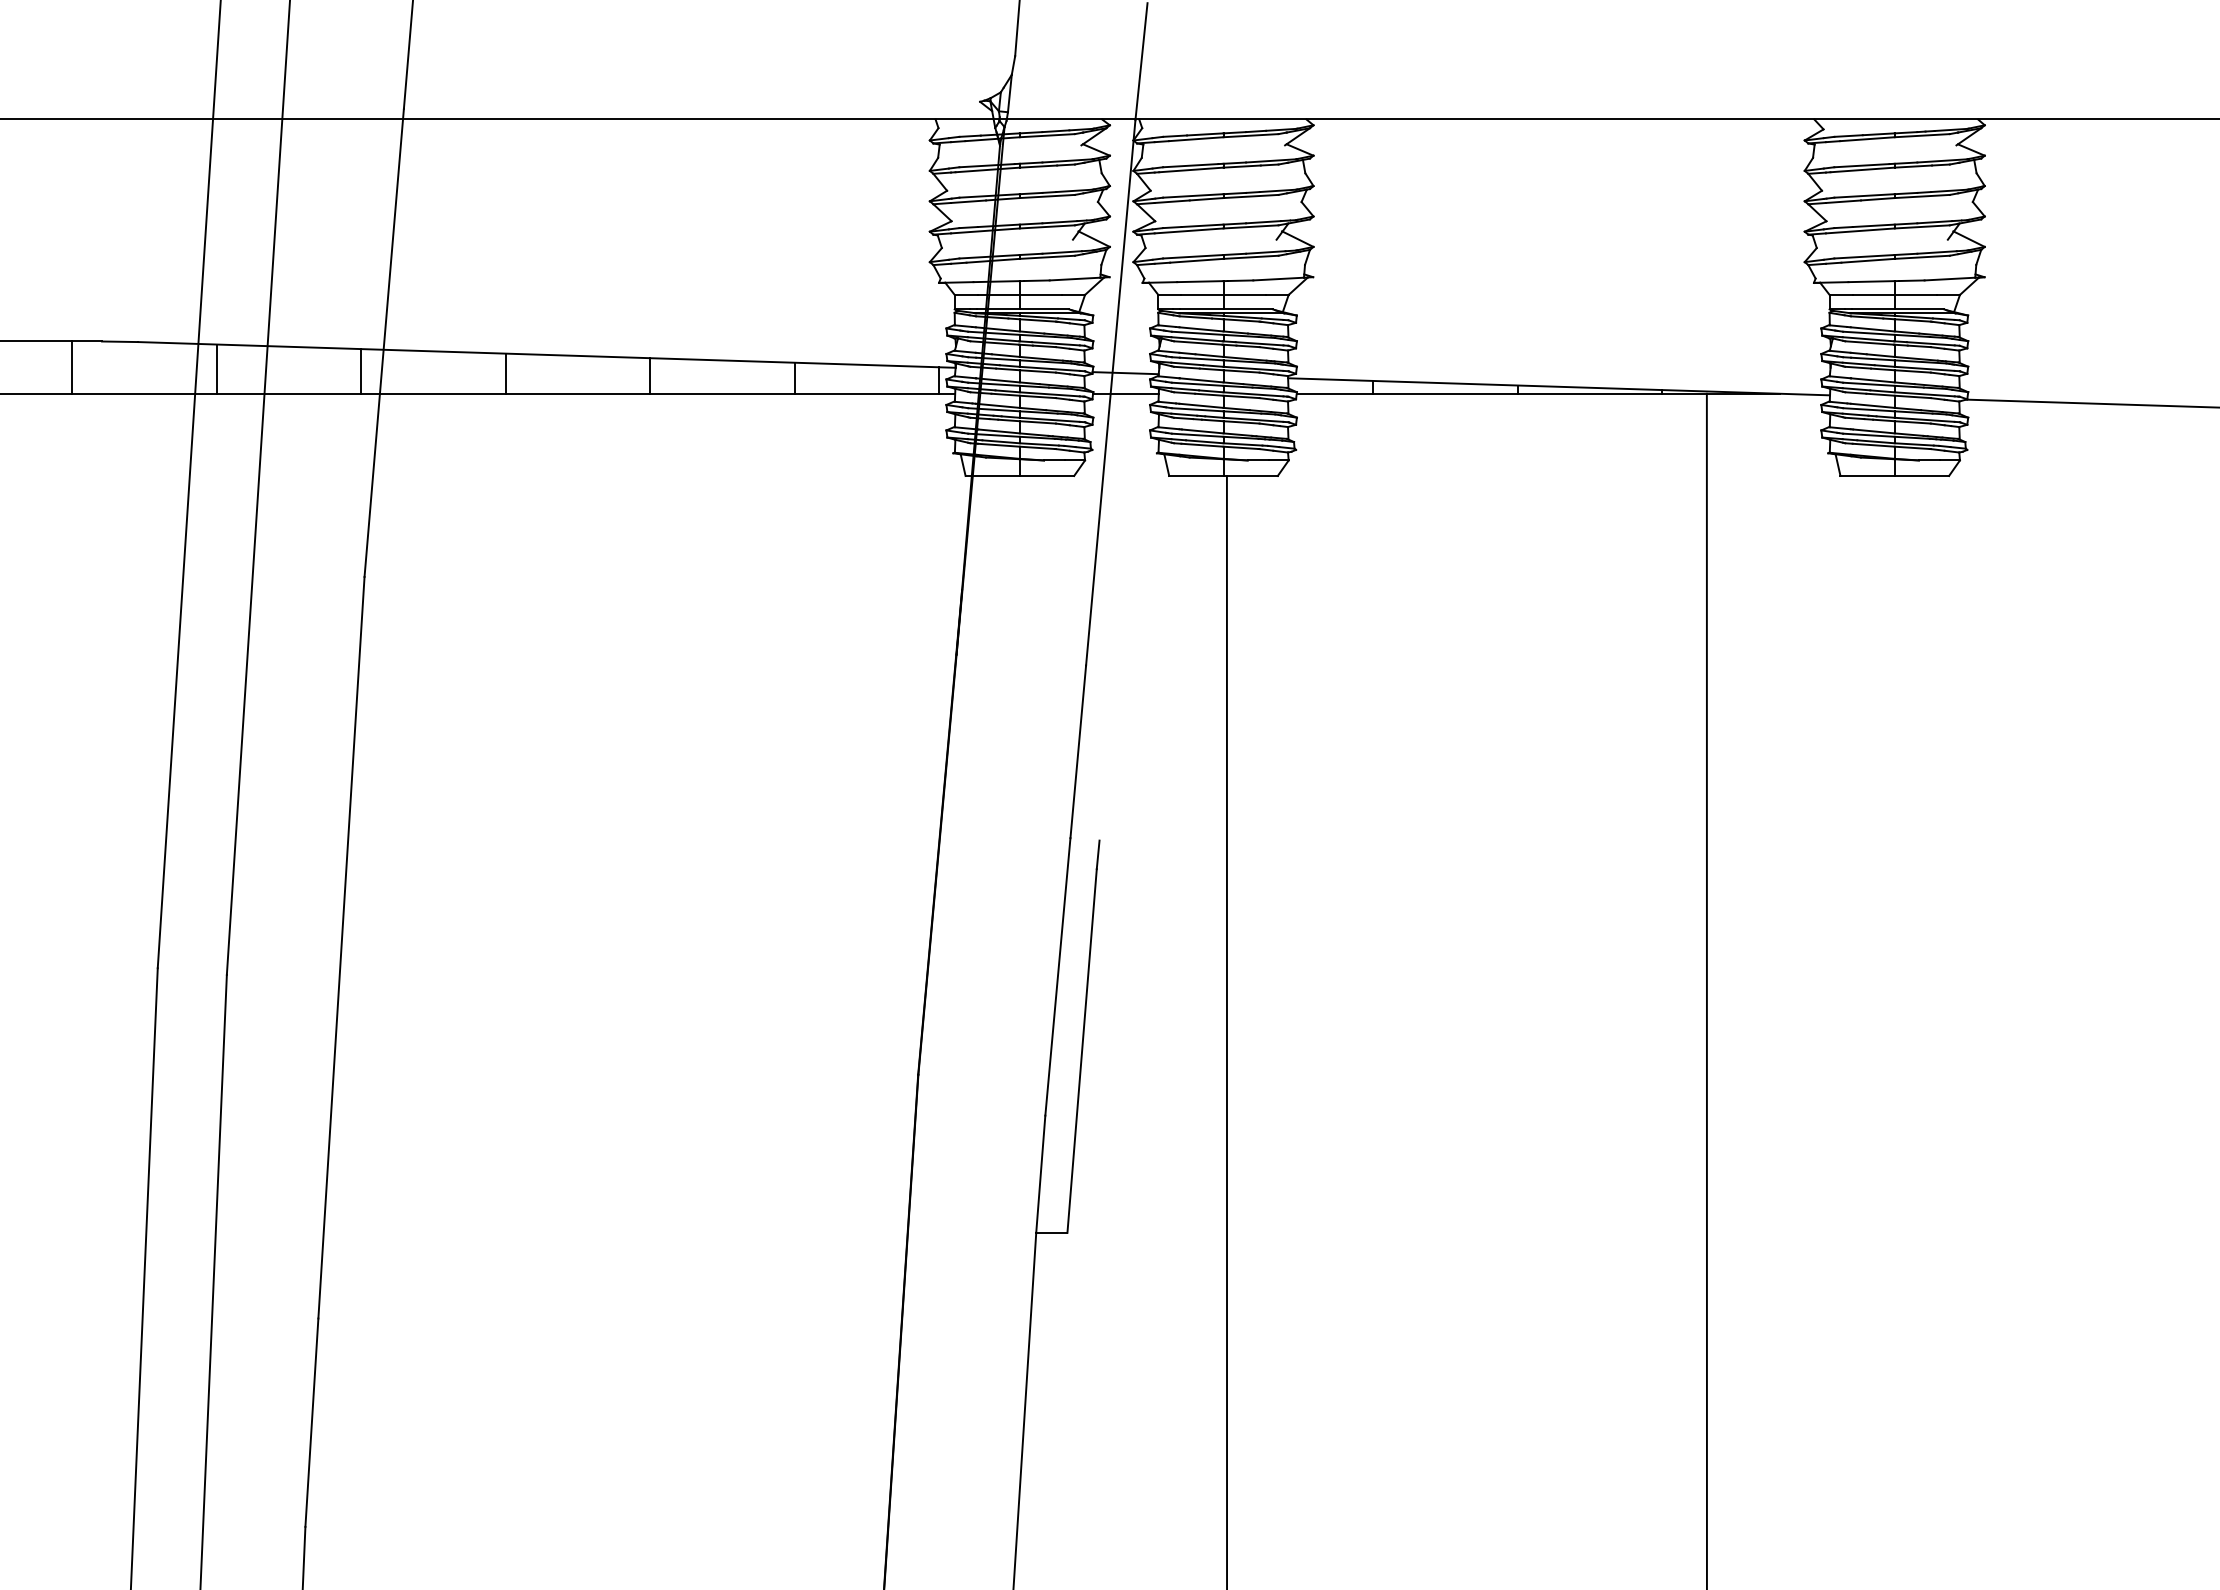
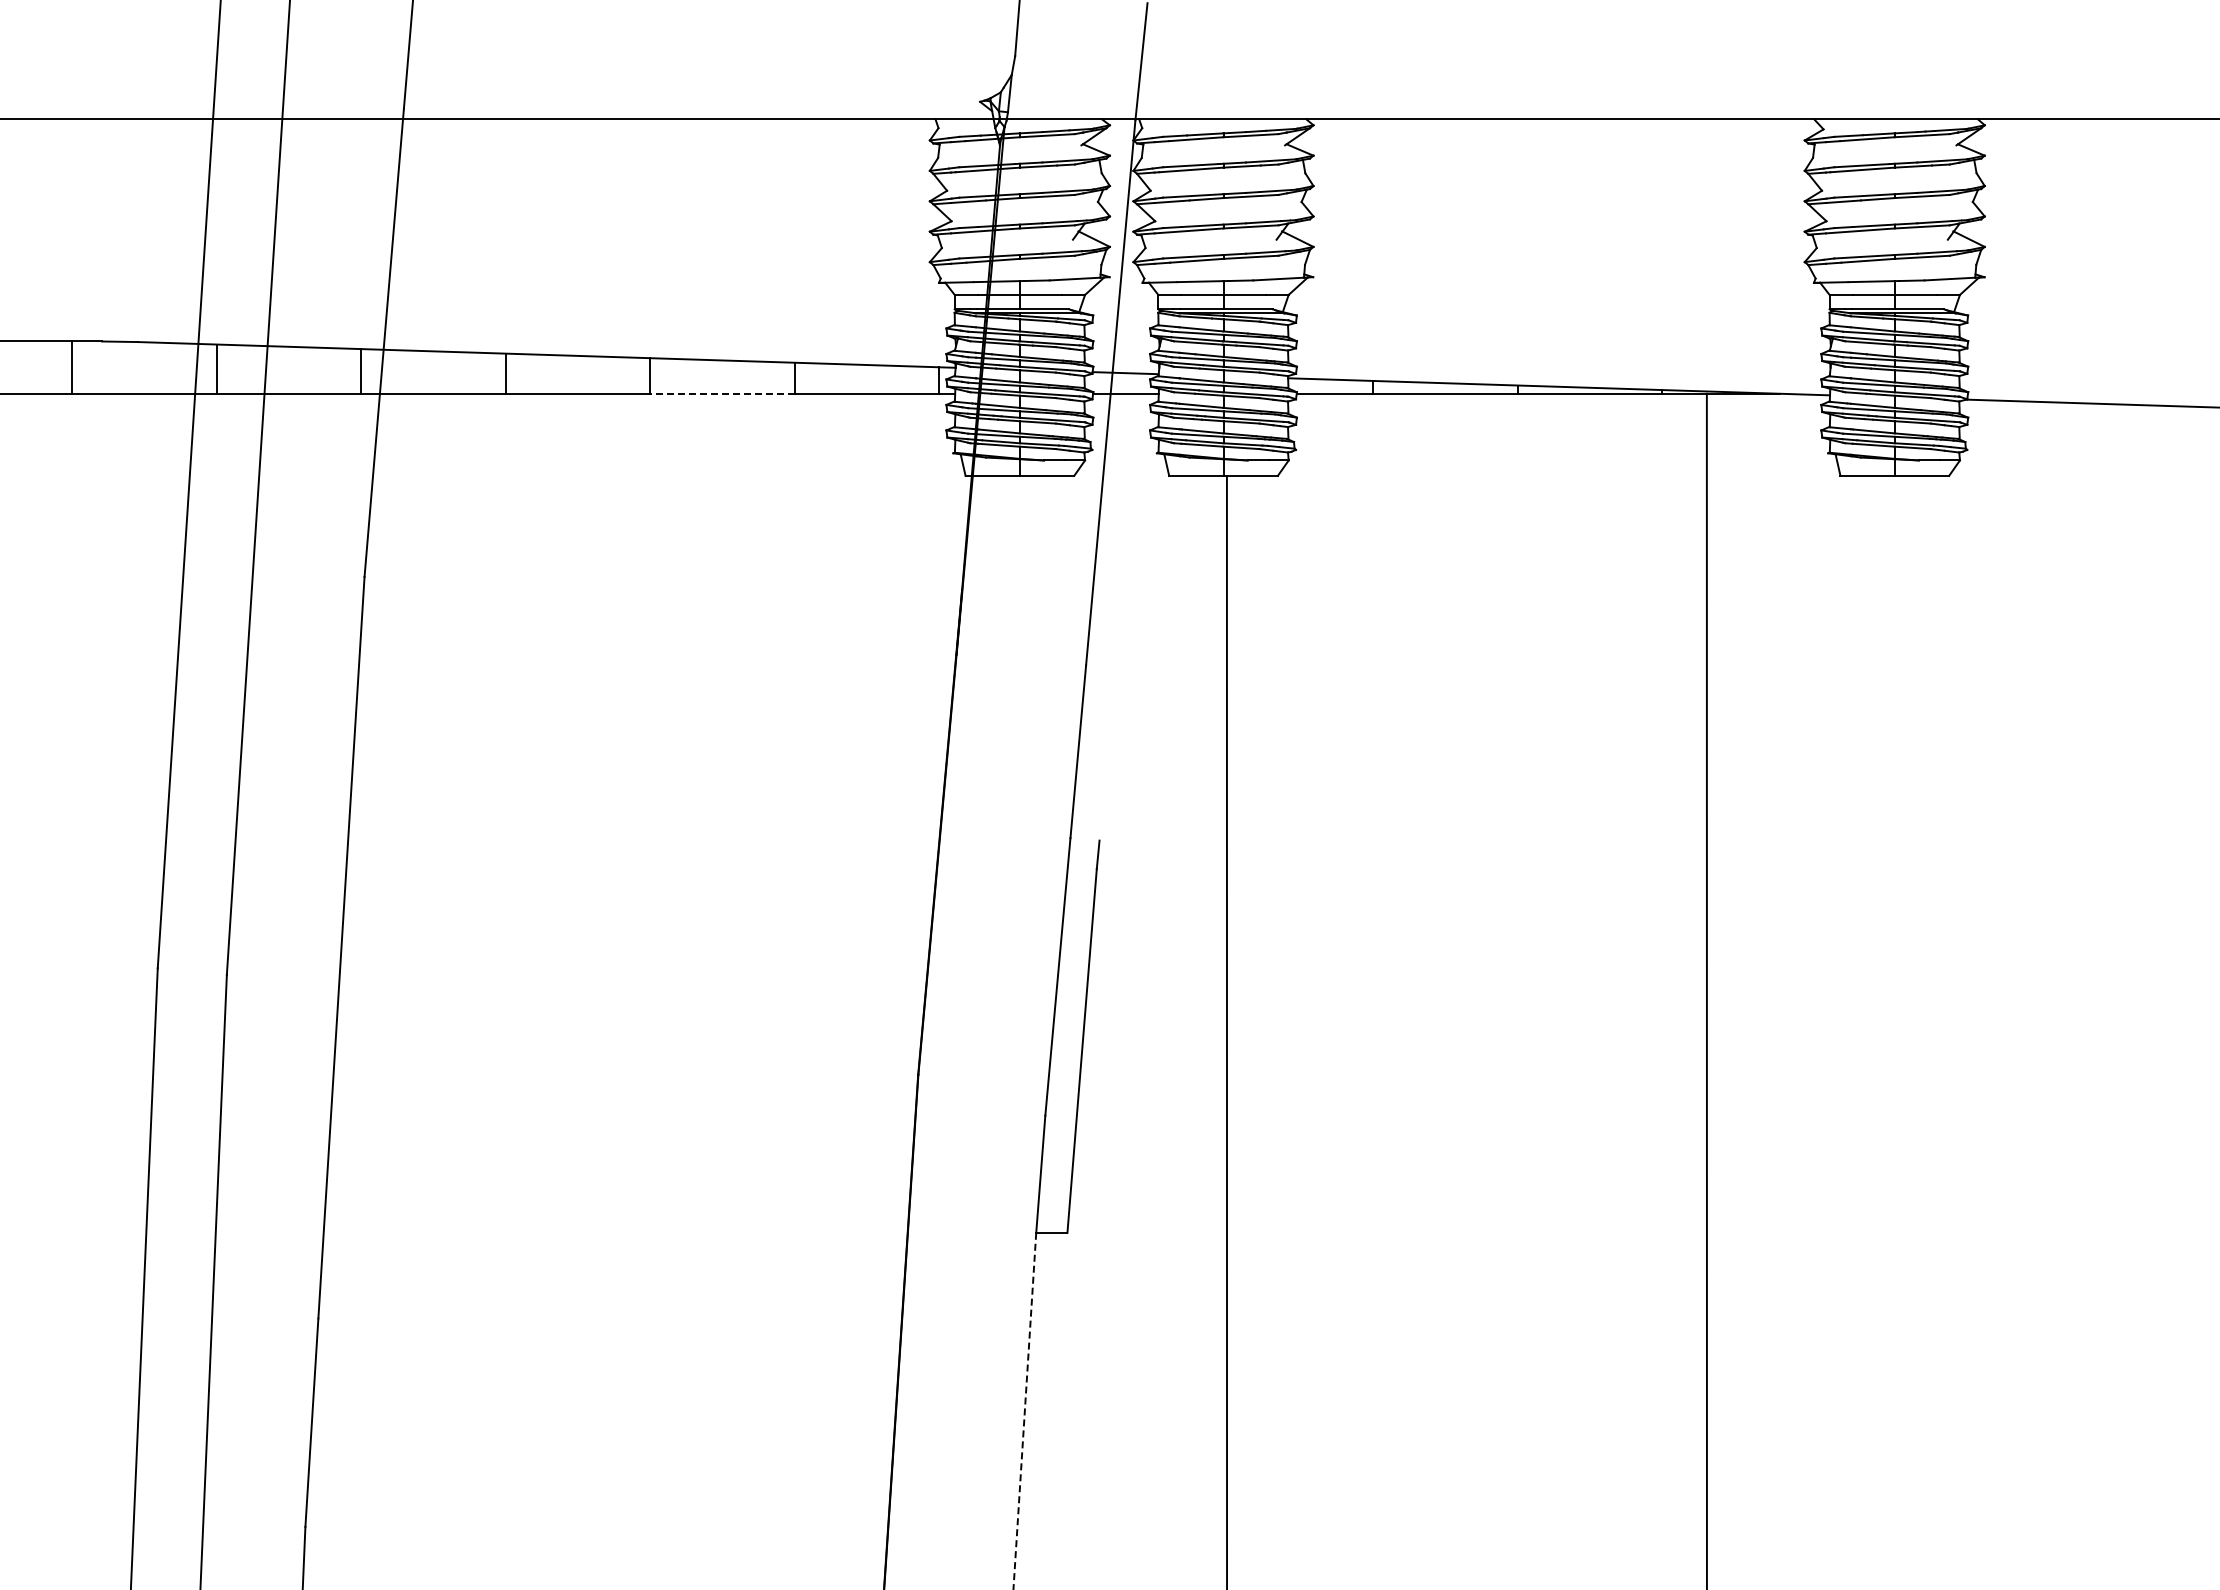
line: solid -> dashed (722, 393)
line: solid -> dashed (1024, 1411)
